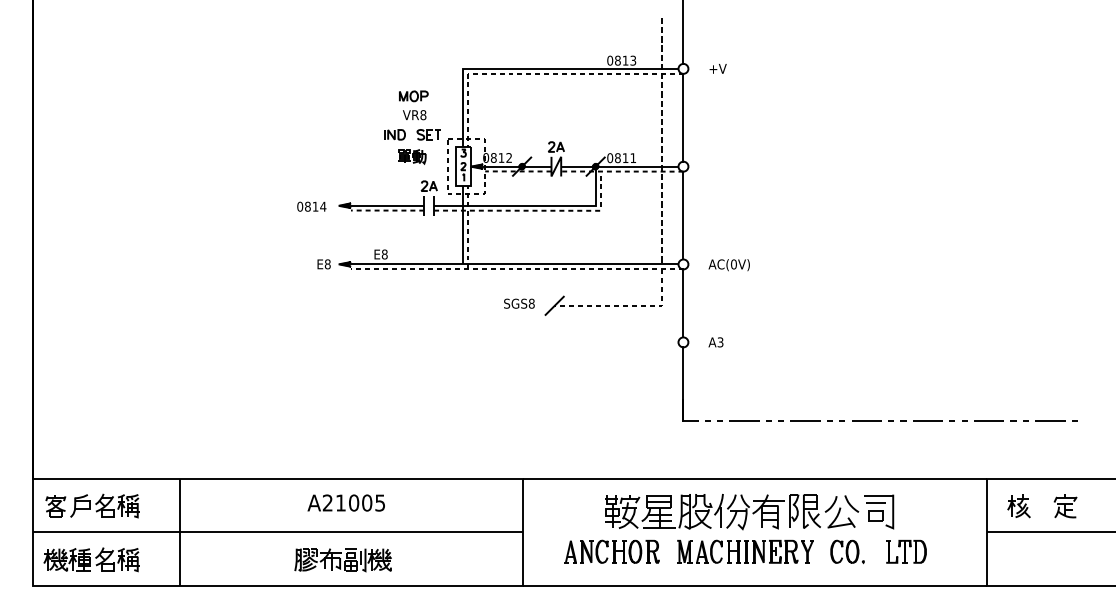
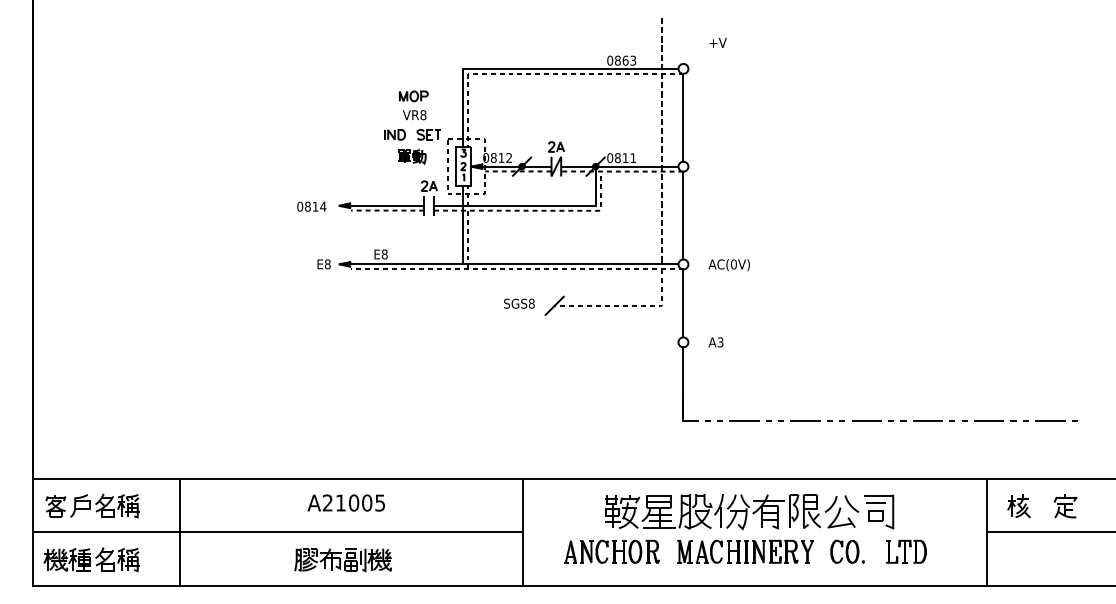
line: present -> none (683, 32)
text: 0813 -> 0863 (625, 60)
text position: (717, 68) -> (717, 42) (717, 42)
